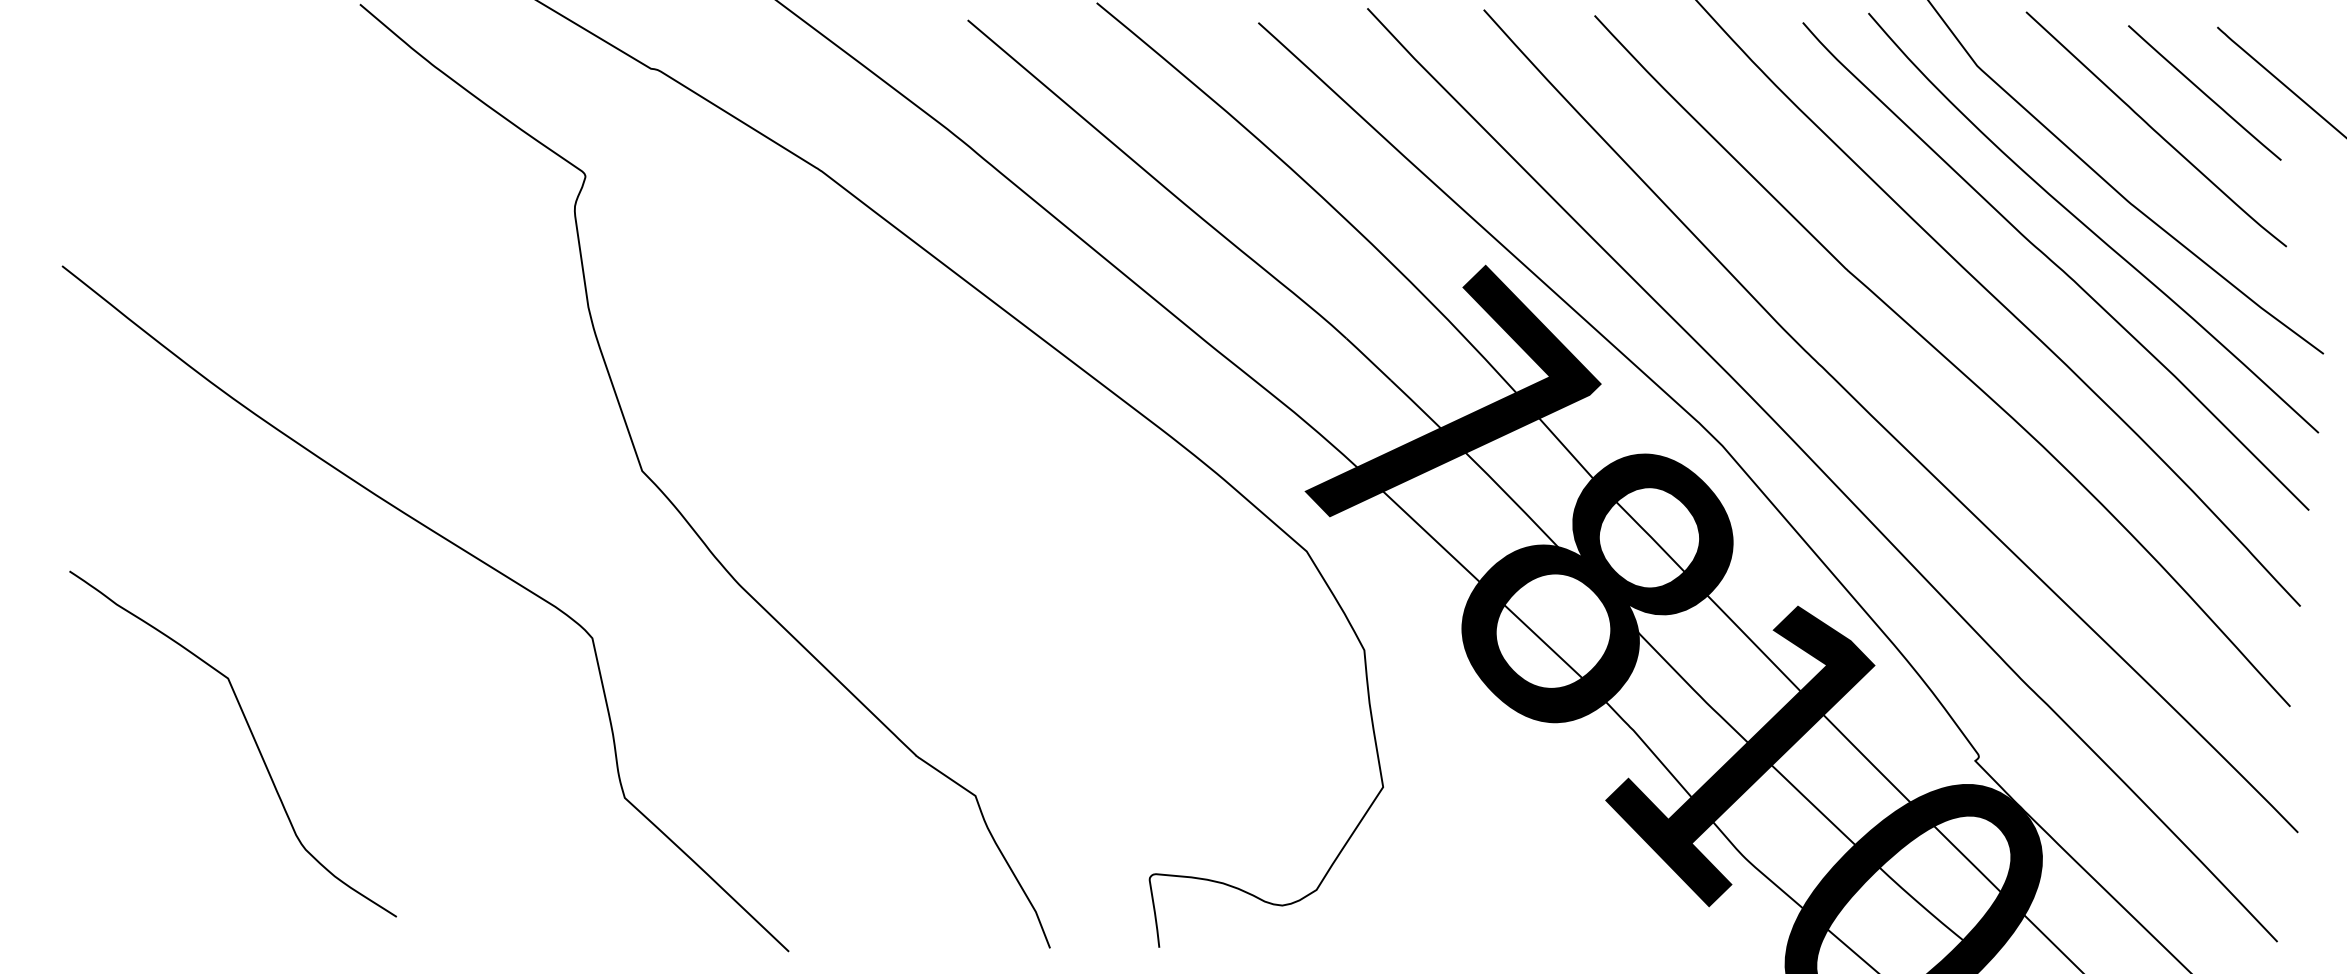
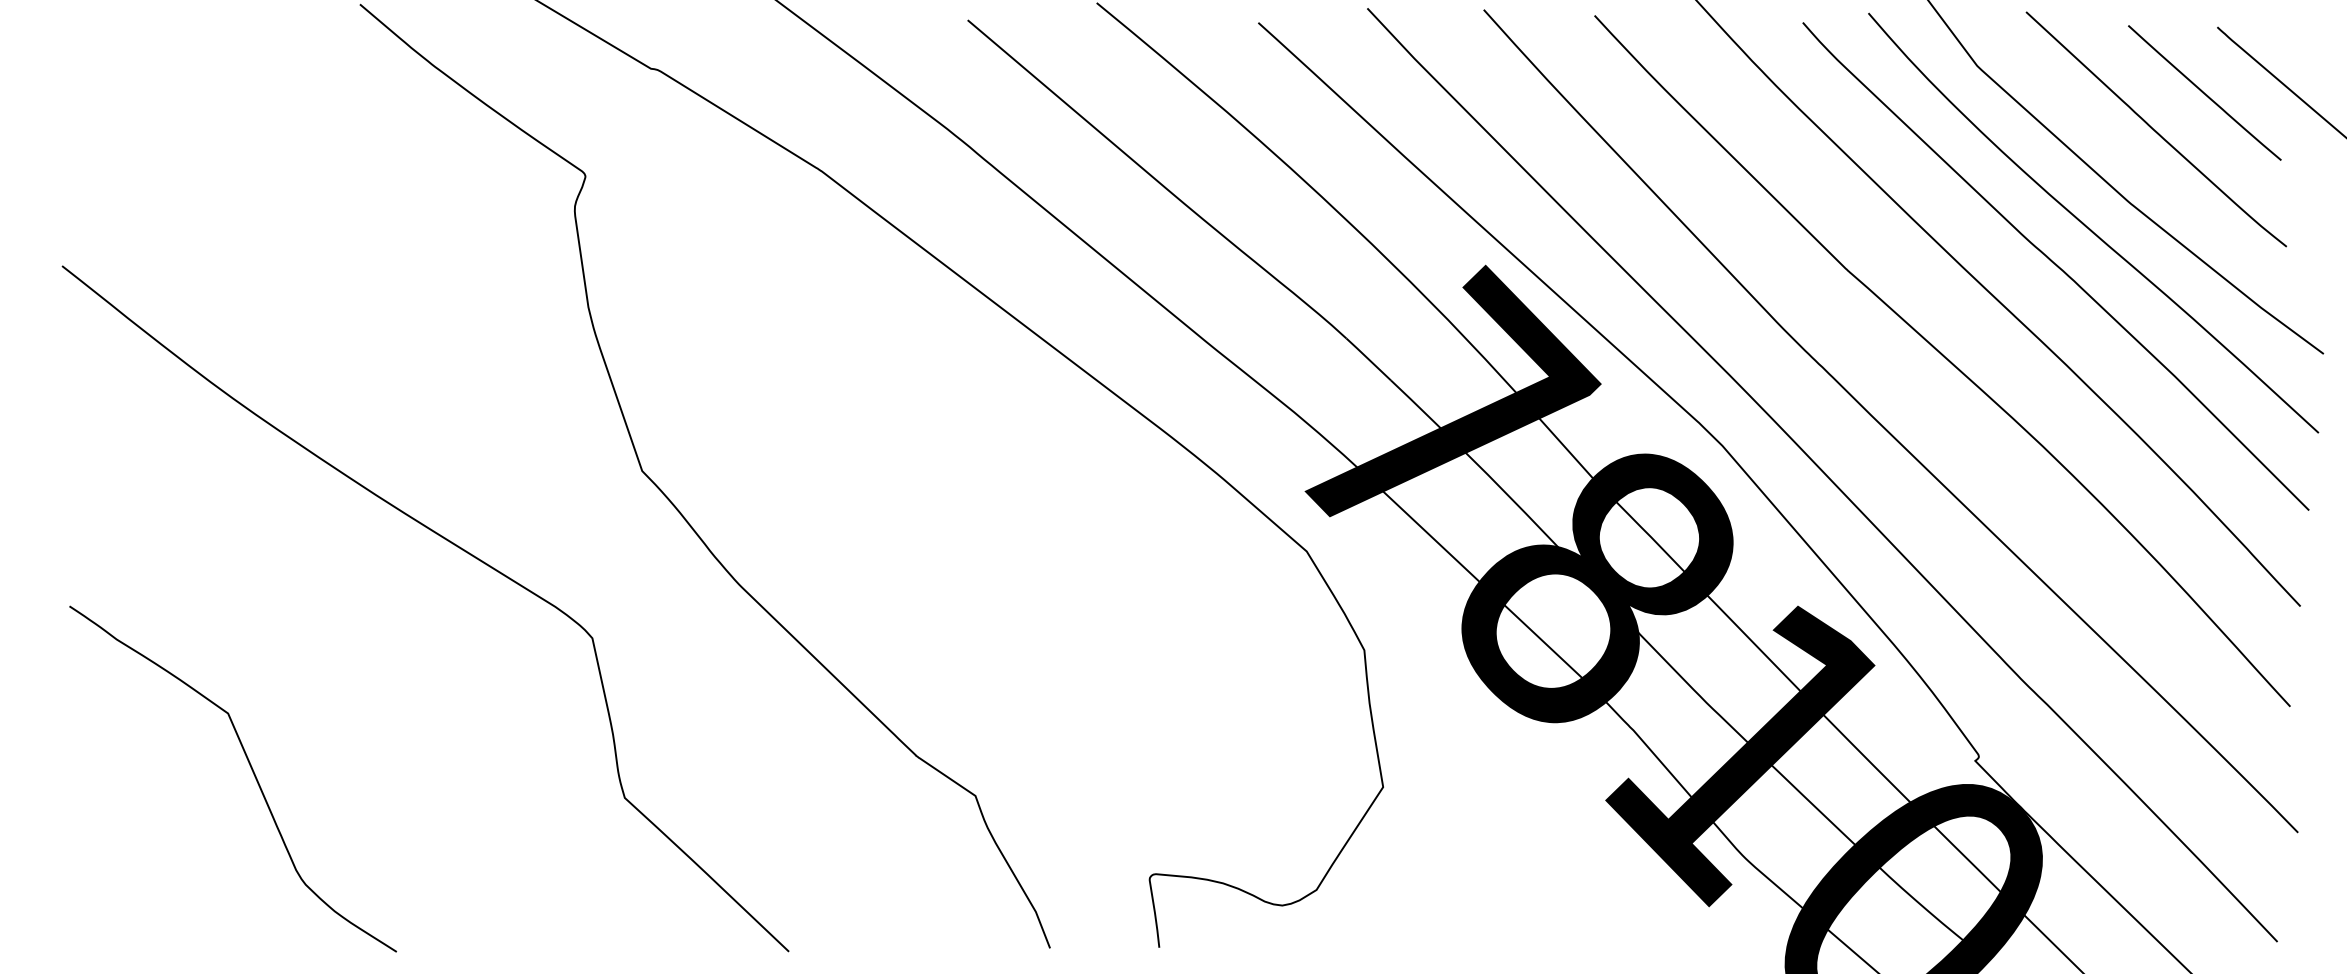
curve position: (251, 735) -> (251, 770) (251, 770)
